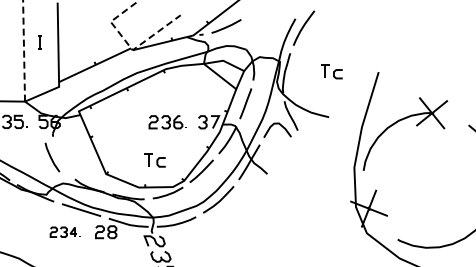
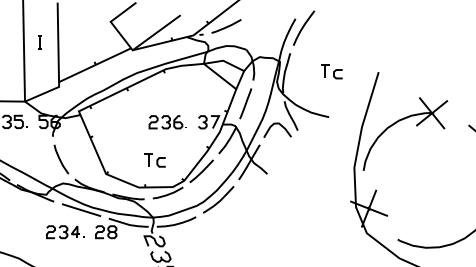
line: dashed -> solid (130, 47)
line: dashed -> solid (24, 50)
curve position: (51, 157) -> (60, 159) (60, 159)
part size: 32x12 px -> 39x15 px (65, 232)
